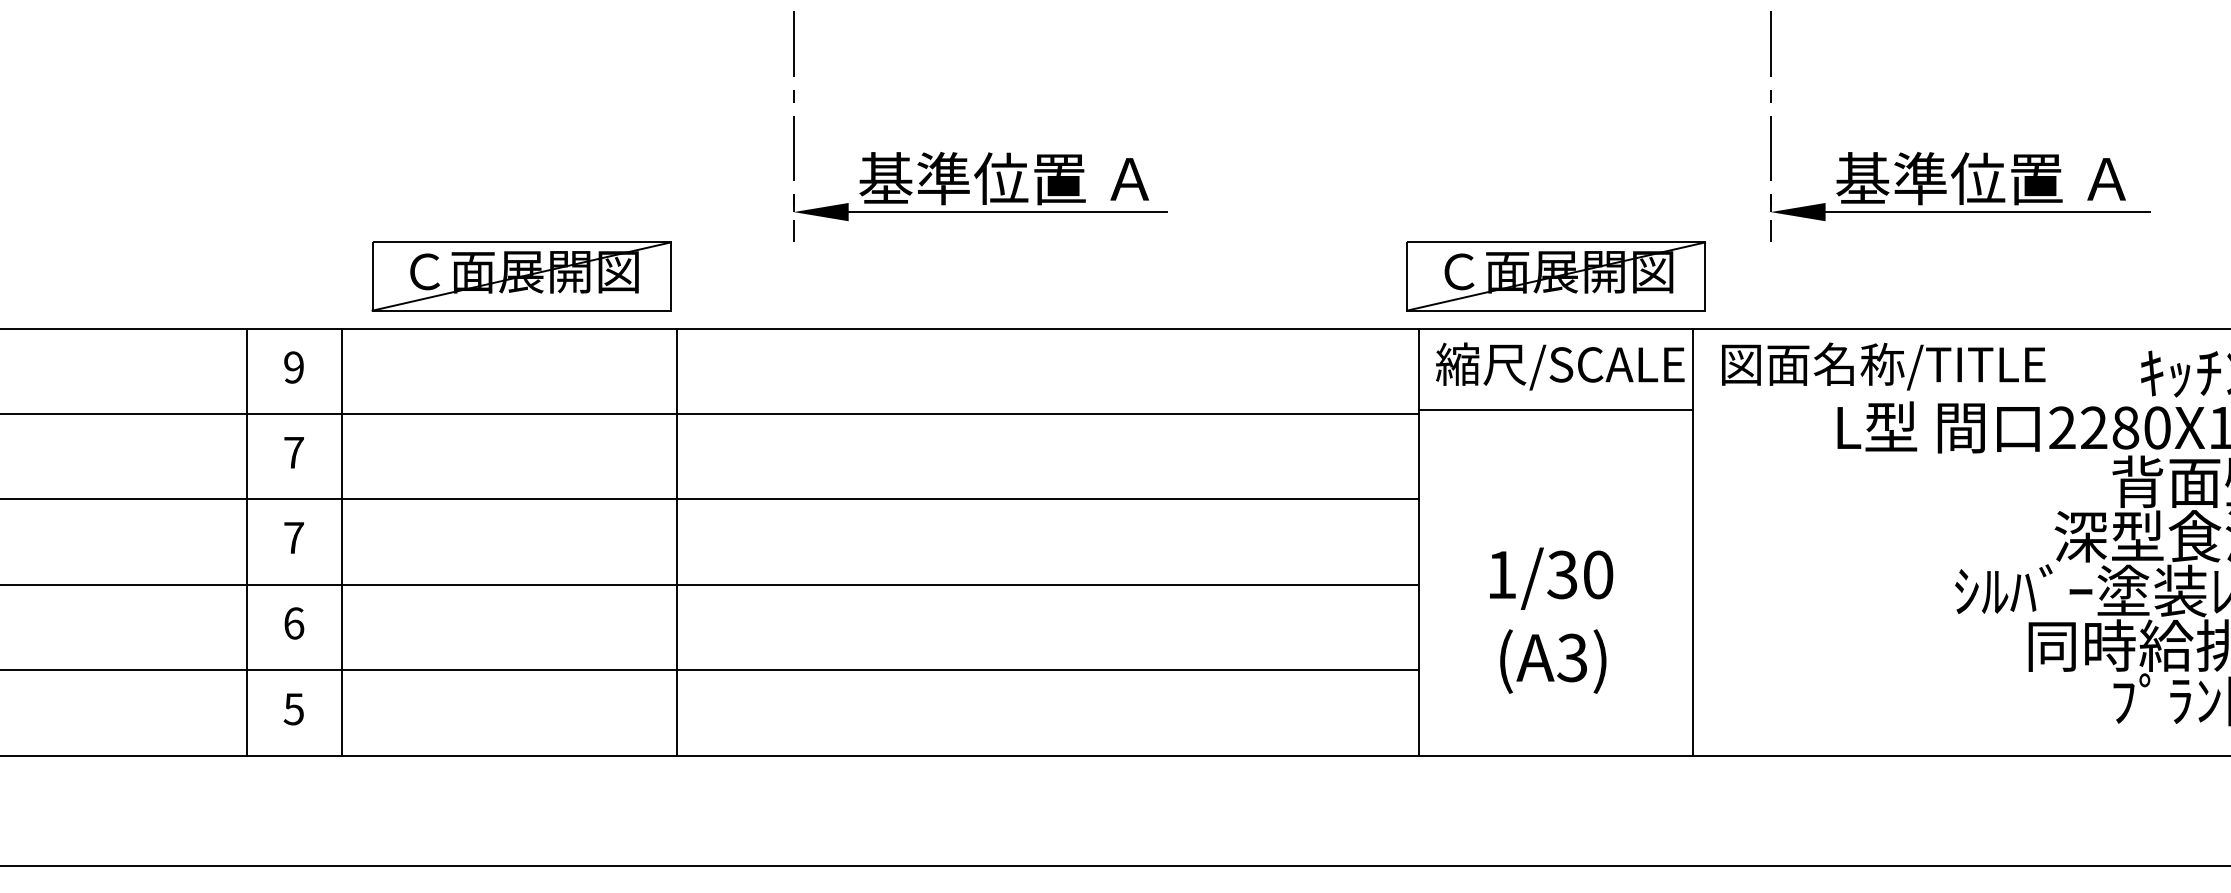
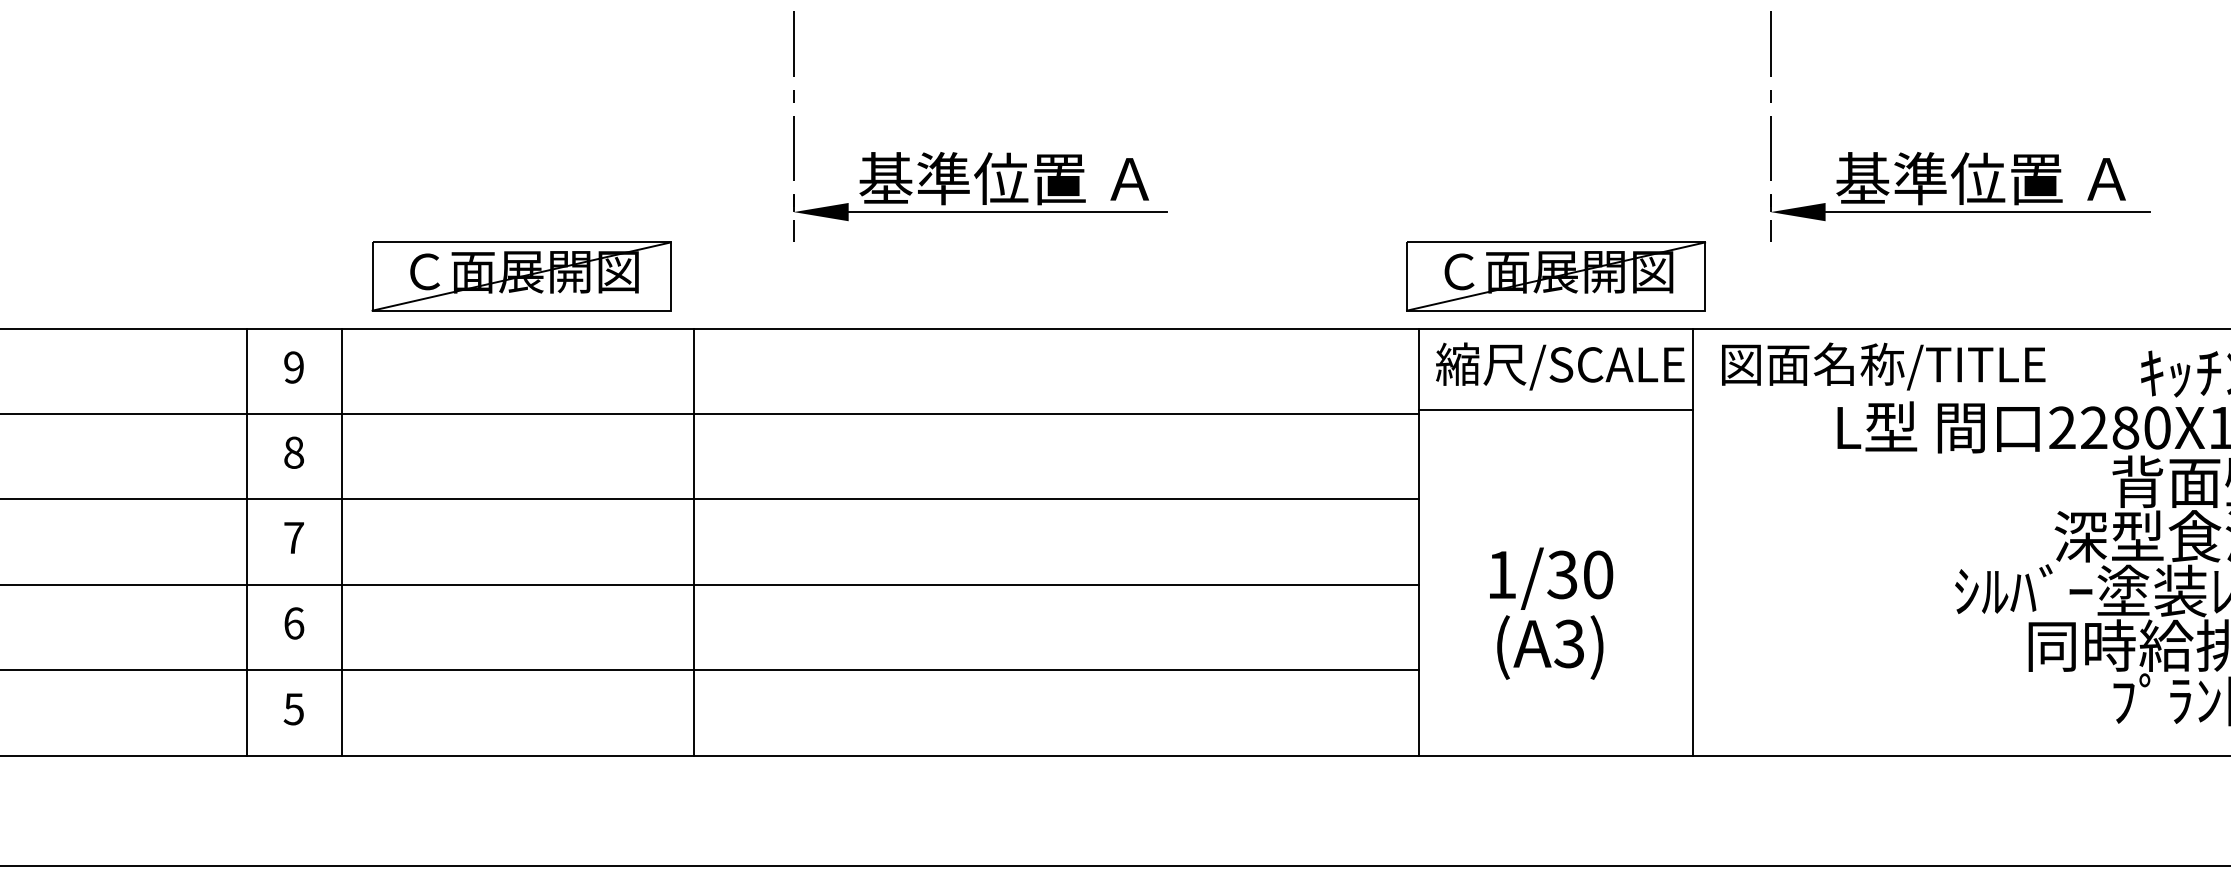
text: 7 -> 8 (294, 452)
line position: (677, 542) -> (694, 542) (694, 542)
text position: (1553, 661) -> (1550, 647) (1550, 647)
